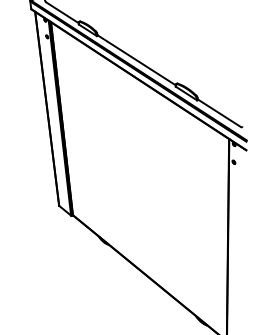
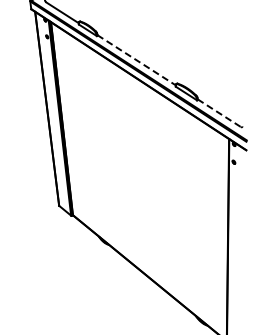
line: solid -> dashed (136, 60)
line: solid -> dashed (219, 113)
